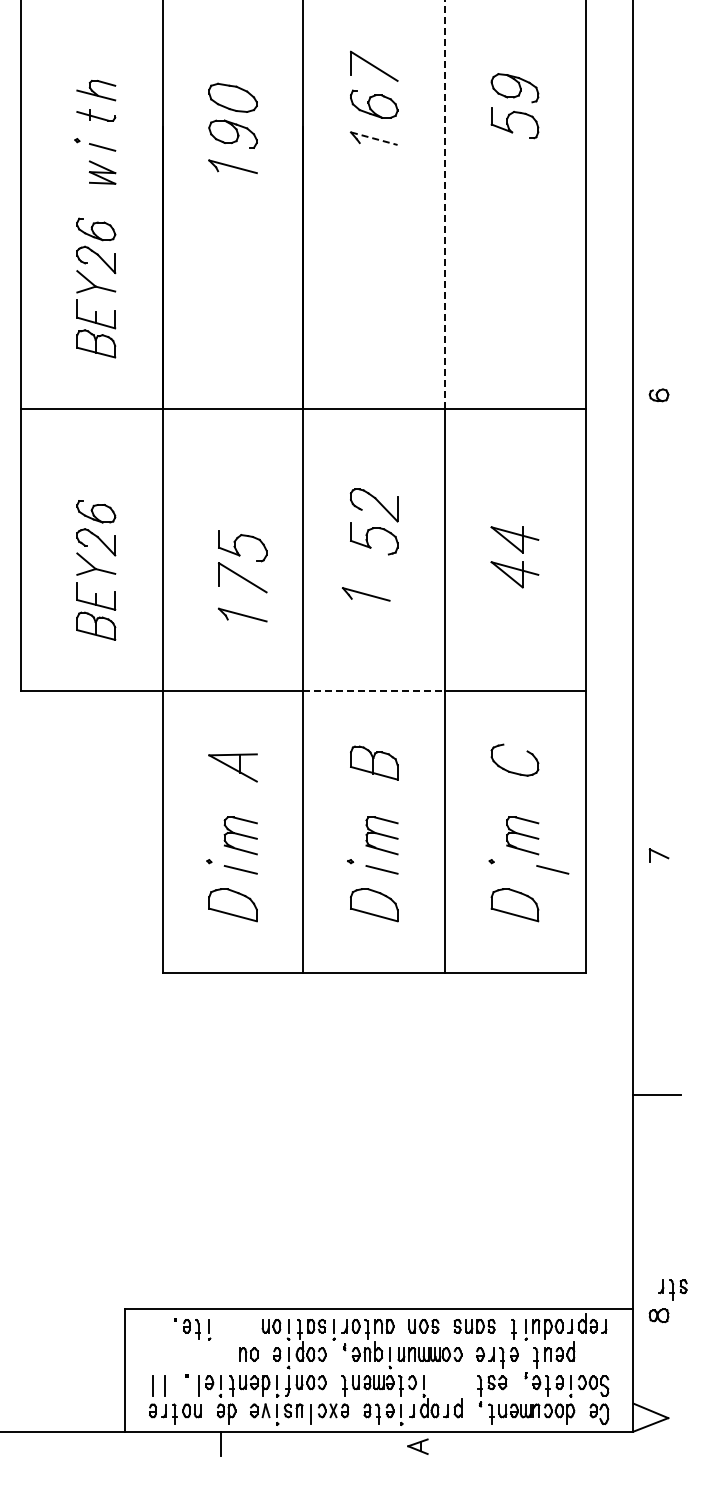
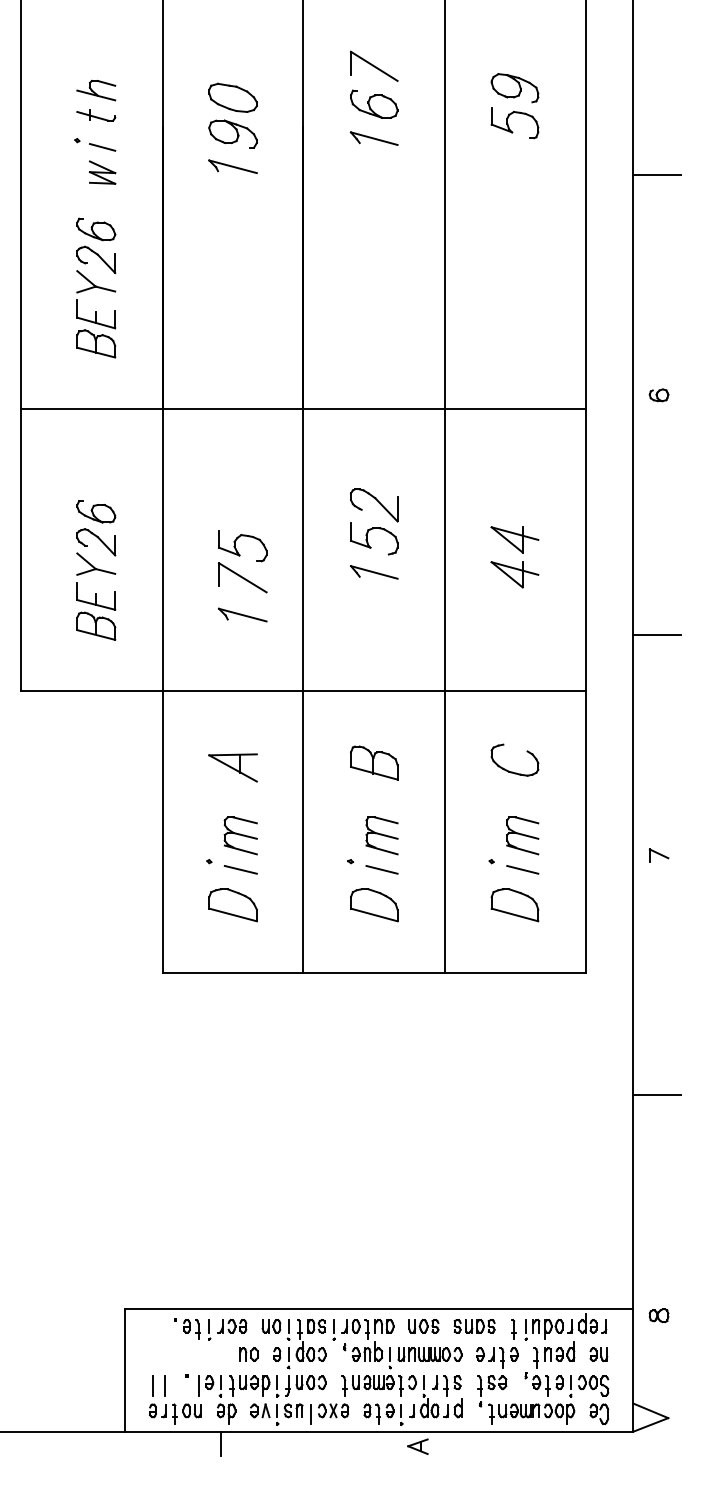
line: dashed -> solid (374, 138)
line: none -> present (656, 175)
line: dashed -> solid (445, 204)
part position: (365, 594) -> (373, 572) (373, 572)
line: none -> present (656, 635)
line: dashed -> solid (374, 691)
line position: (552, 869) -> (522, 869) (522, 869)
part position: (672, 1289) -> (446, 1385) (446, 1385)
part: none -> present (232, 1326)
part: none -> present (598, 1354)
